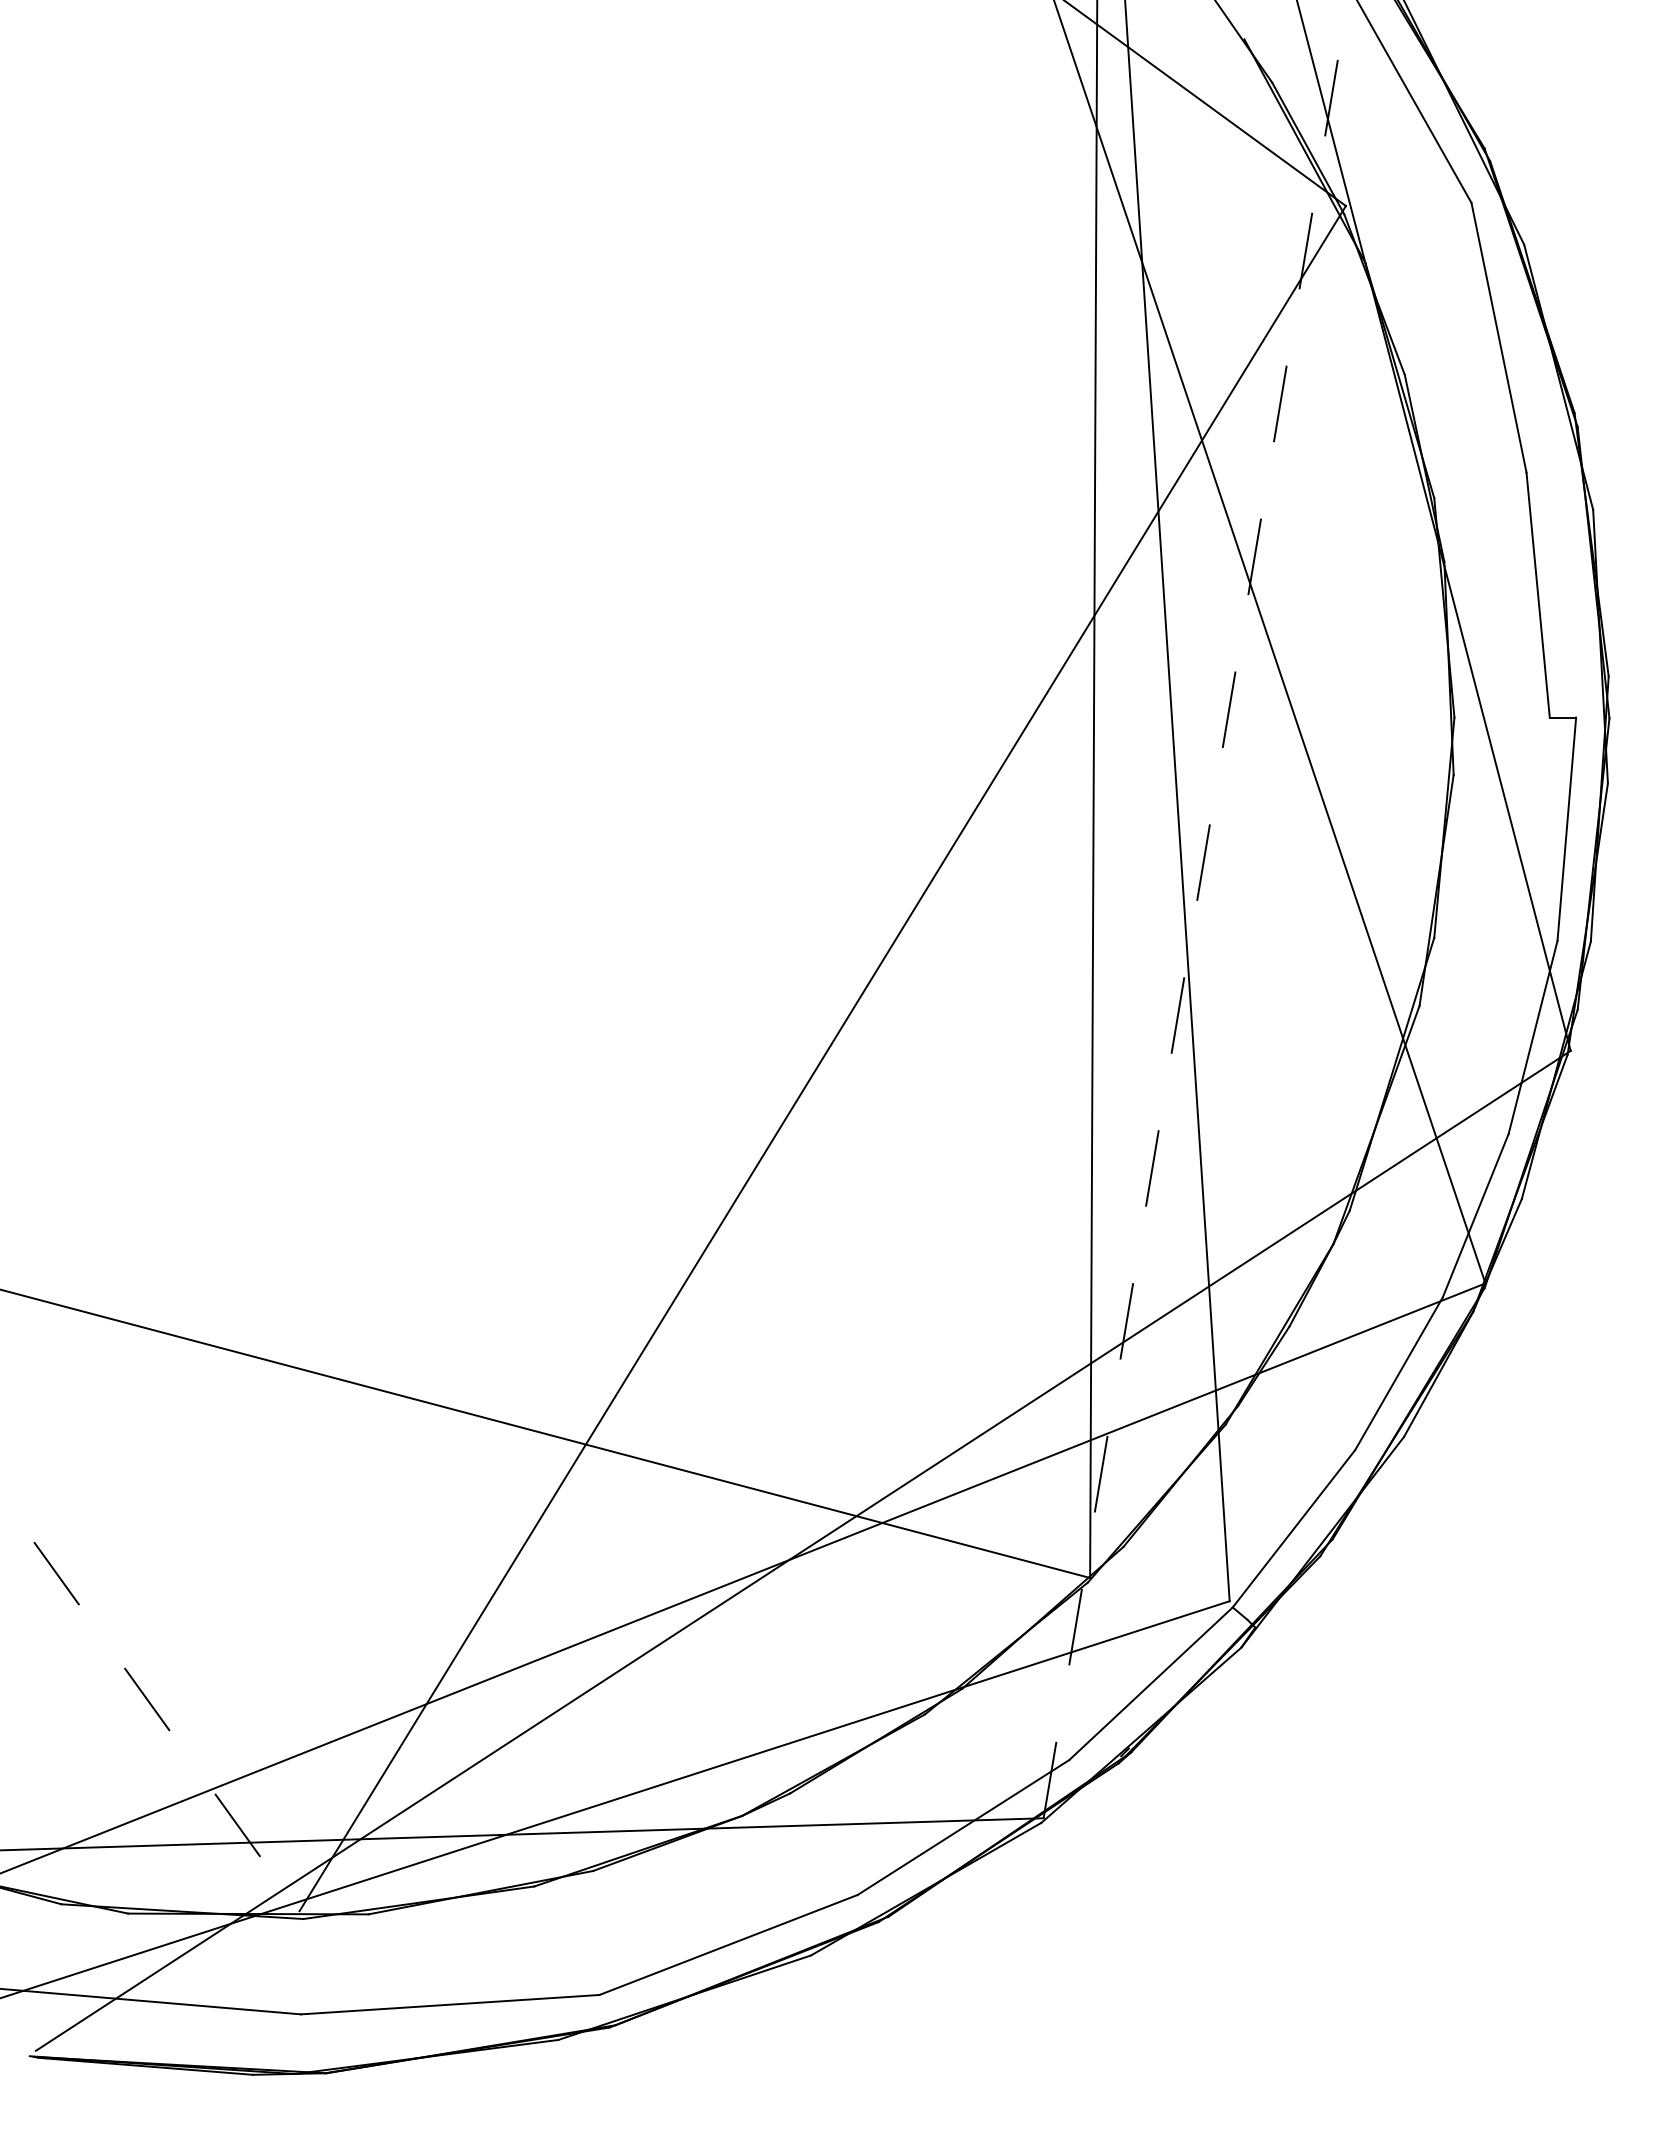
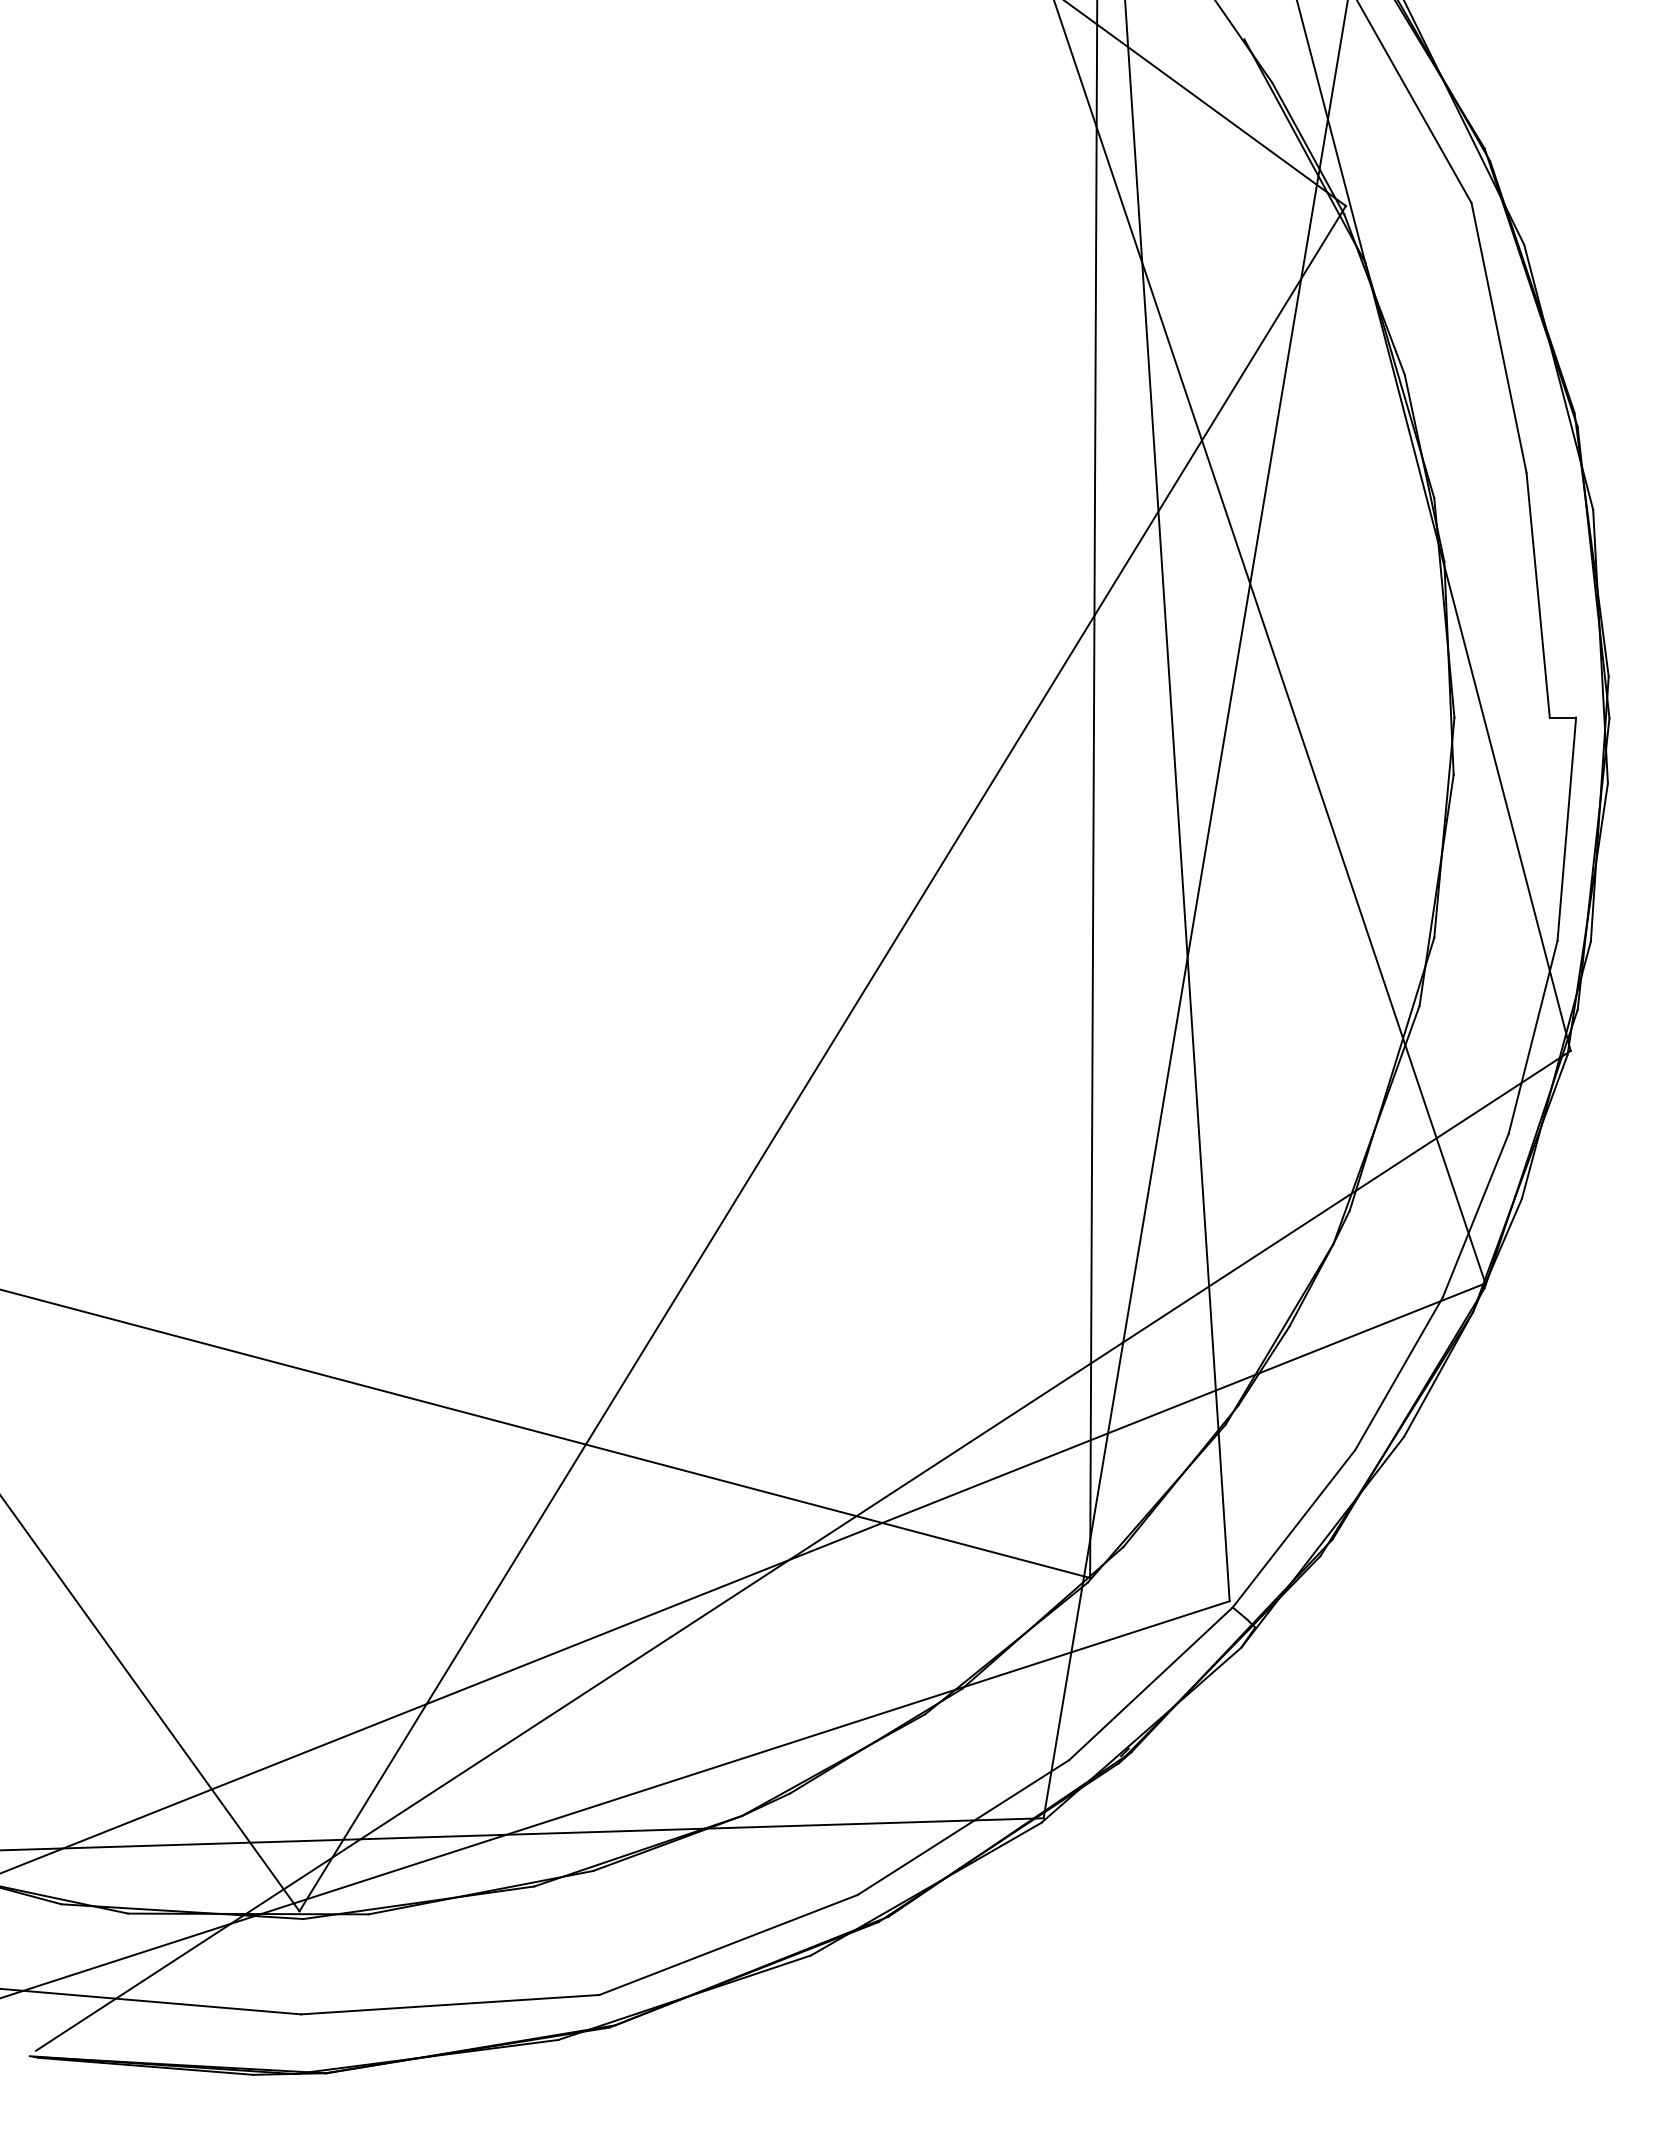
line: dashed -> solid (1195, 909)
line: dashed -> solid (150, 1703)
